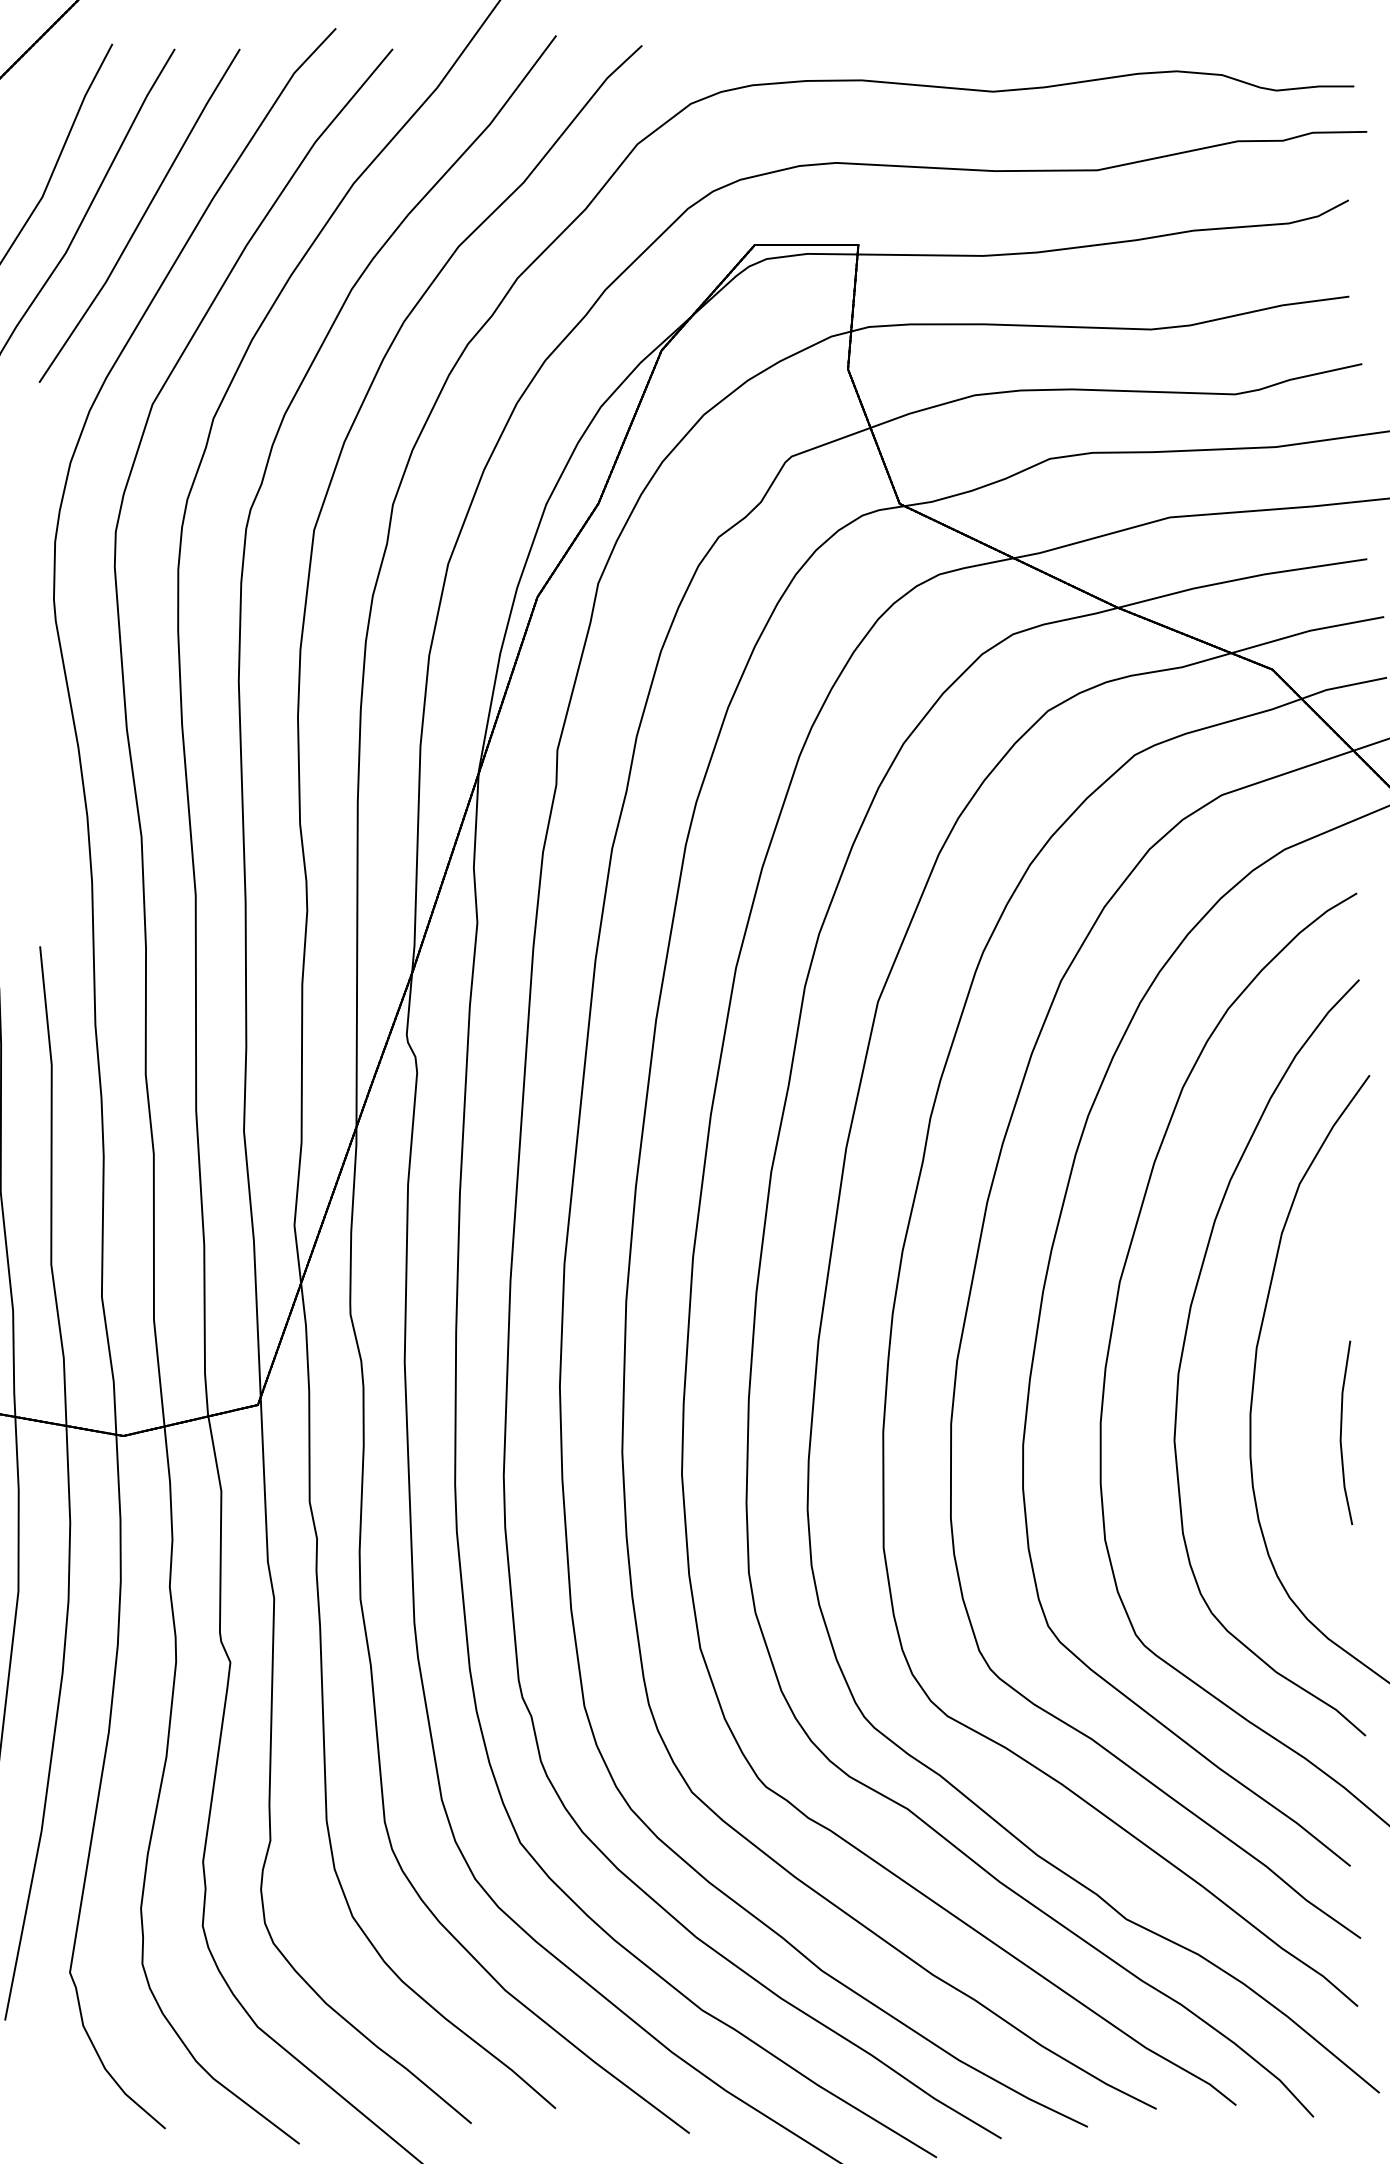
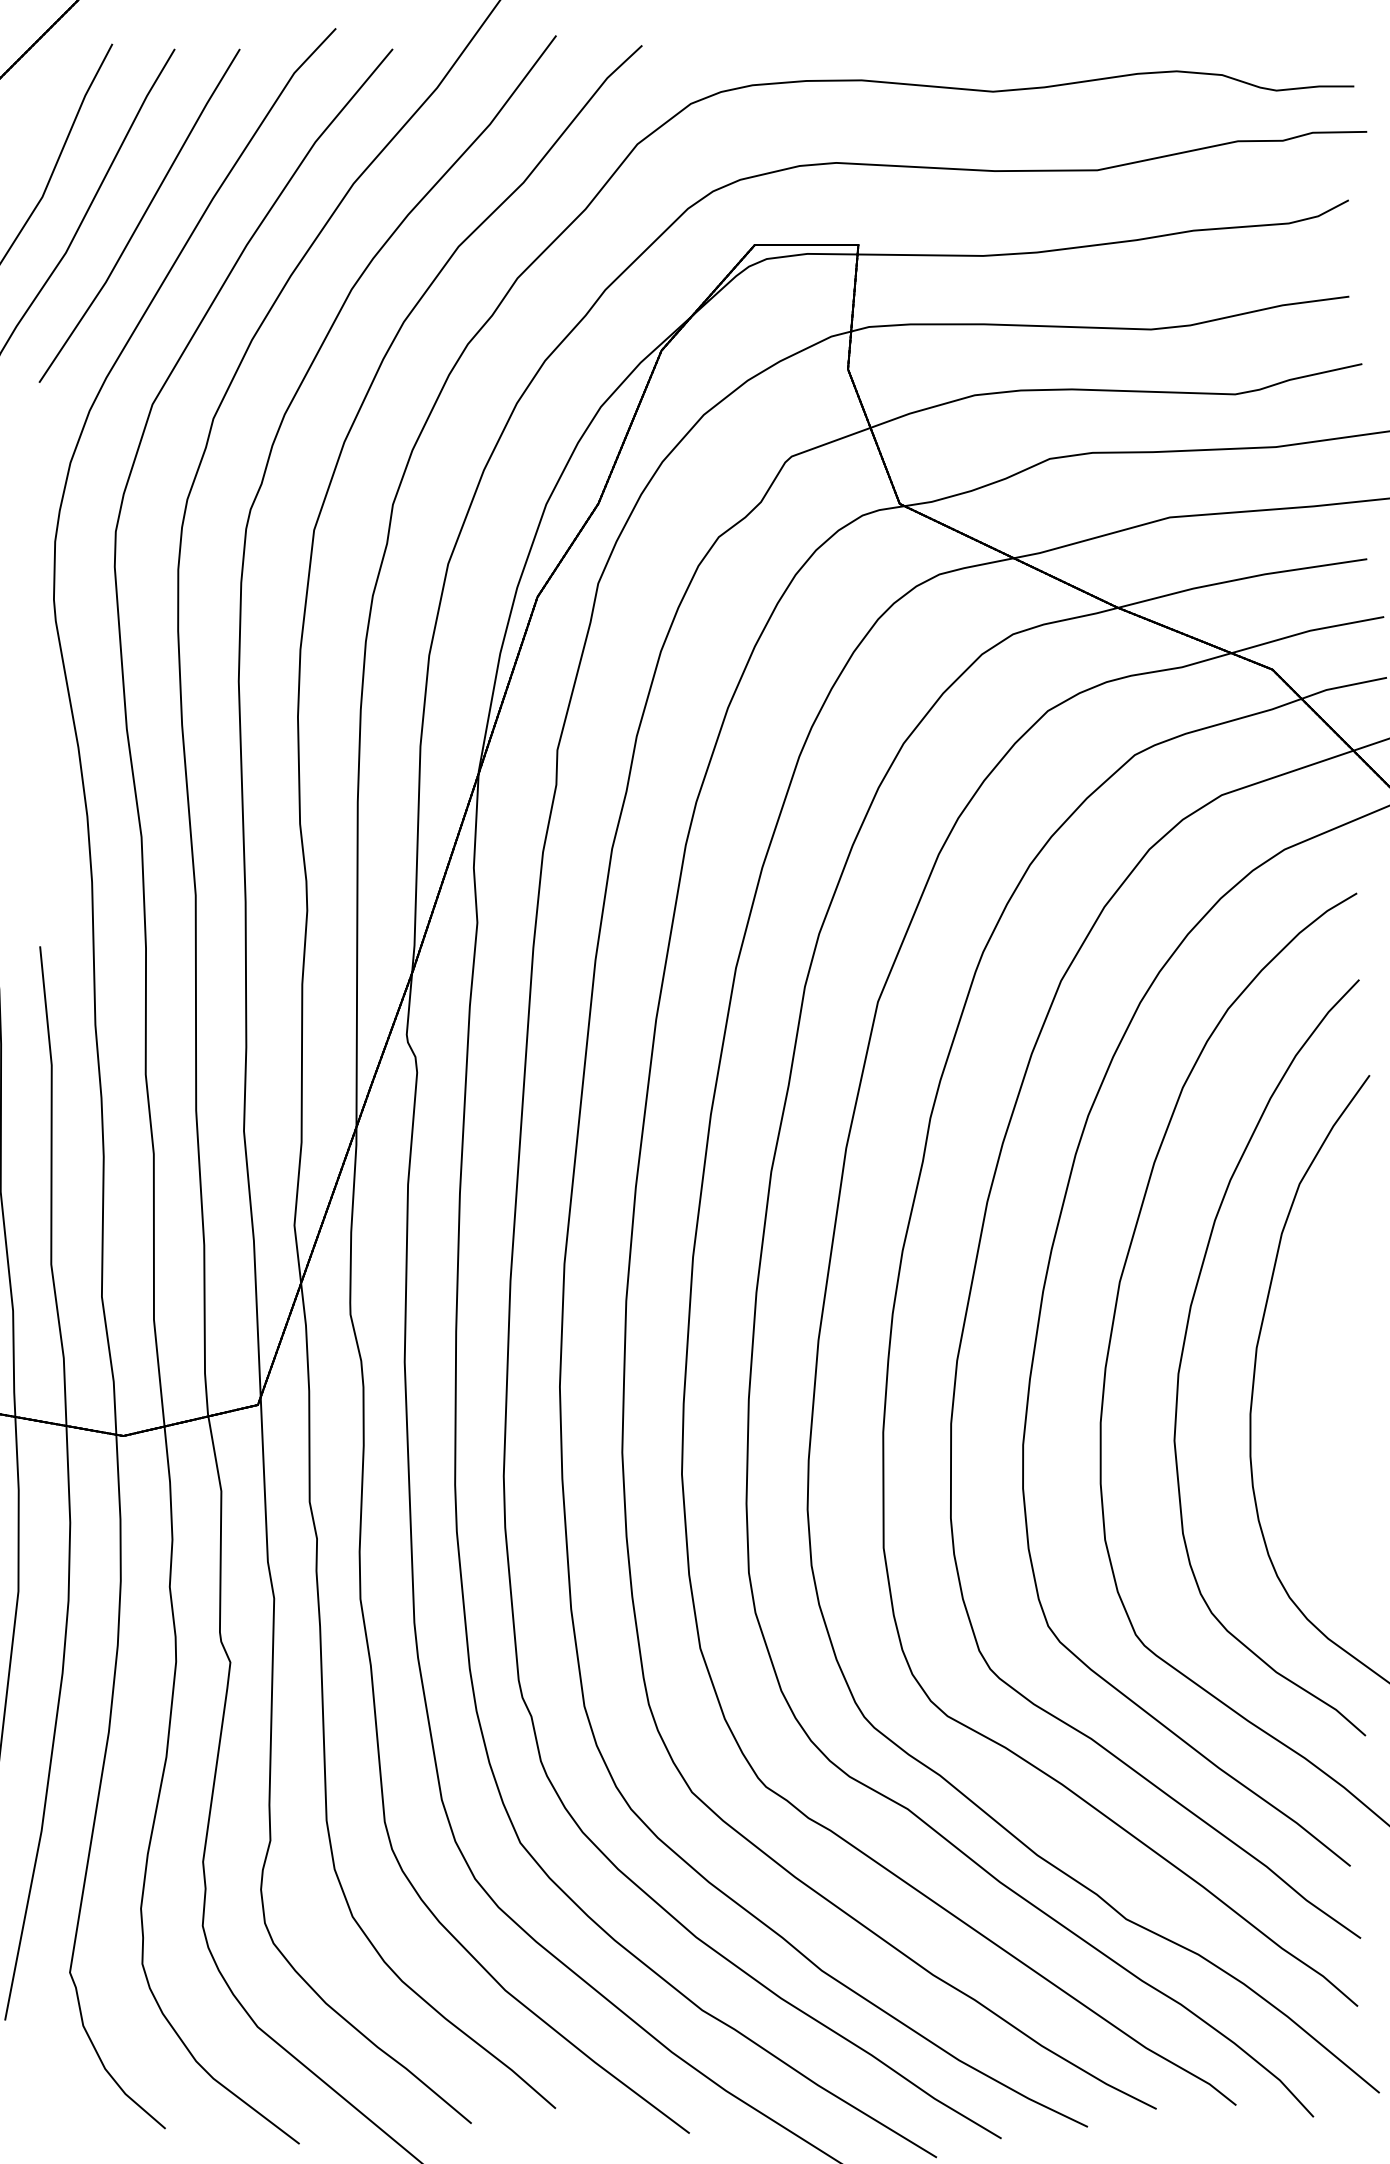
part: present -> none (1346, 1432)
